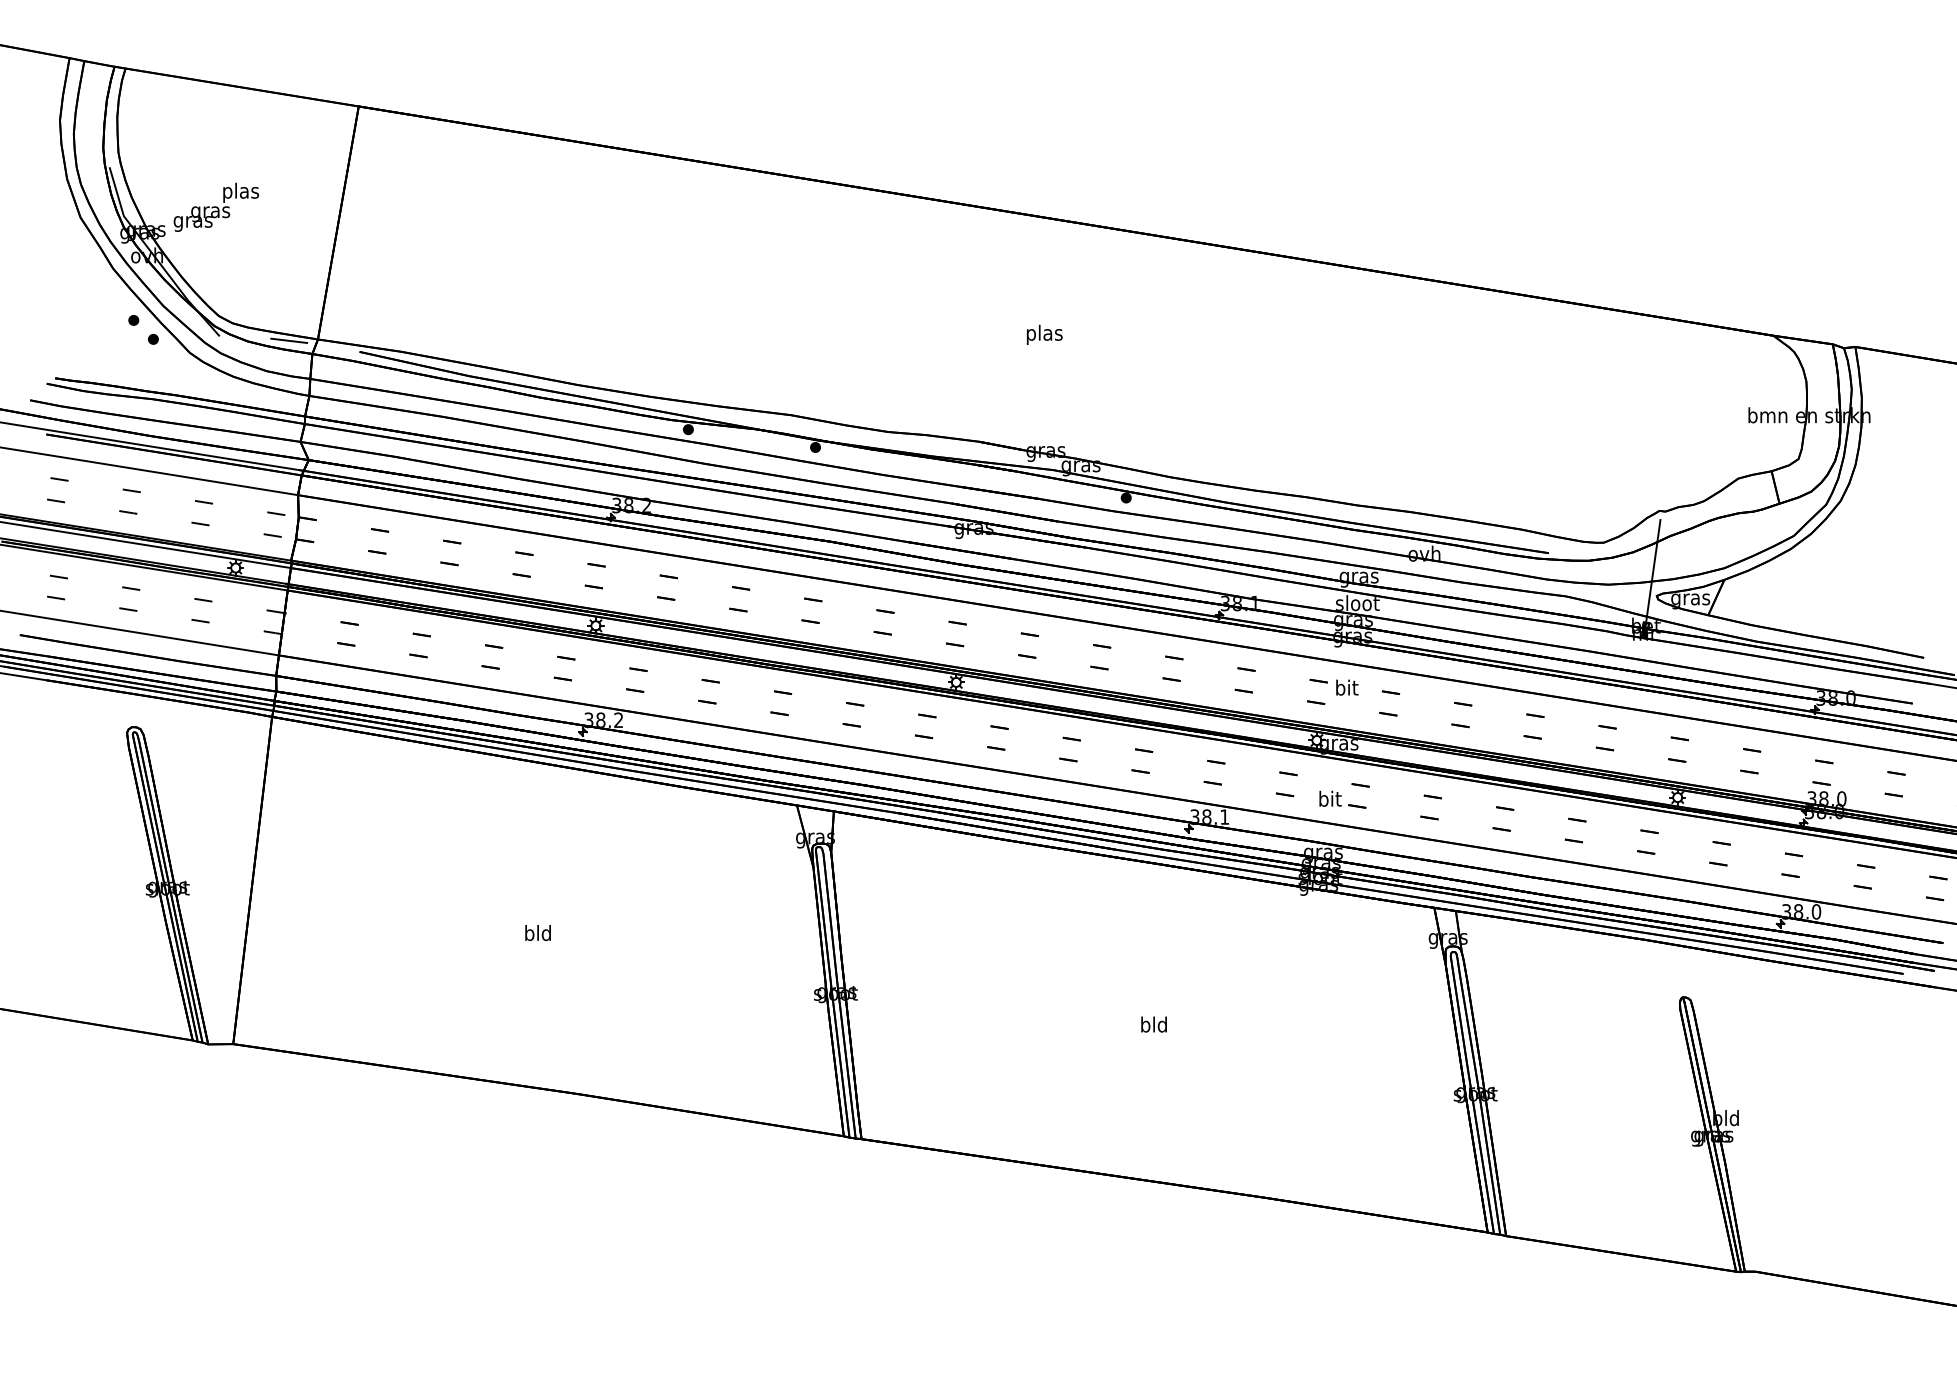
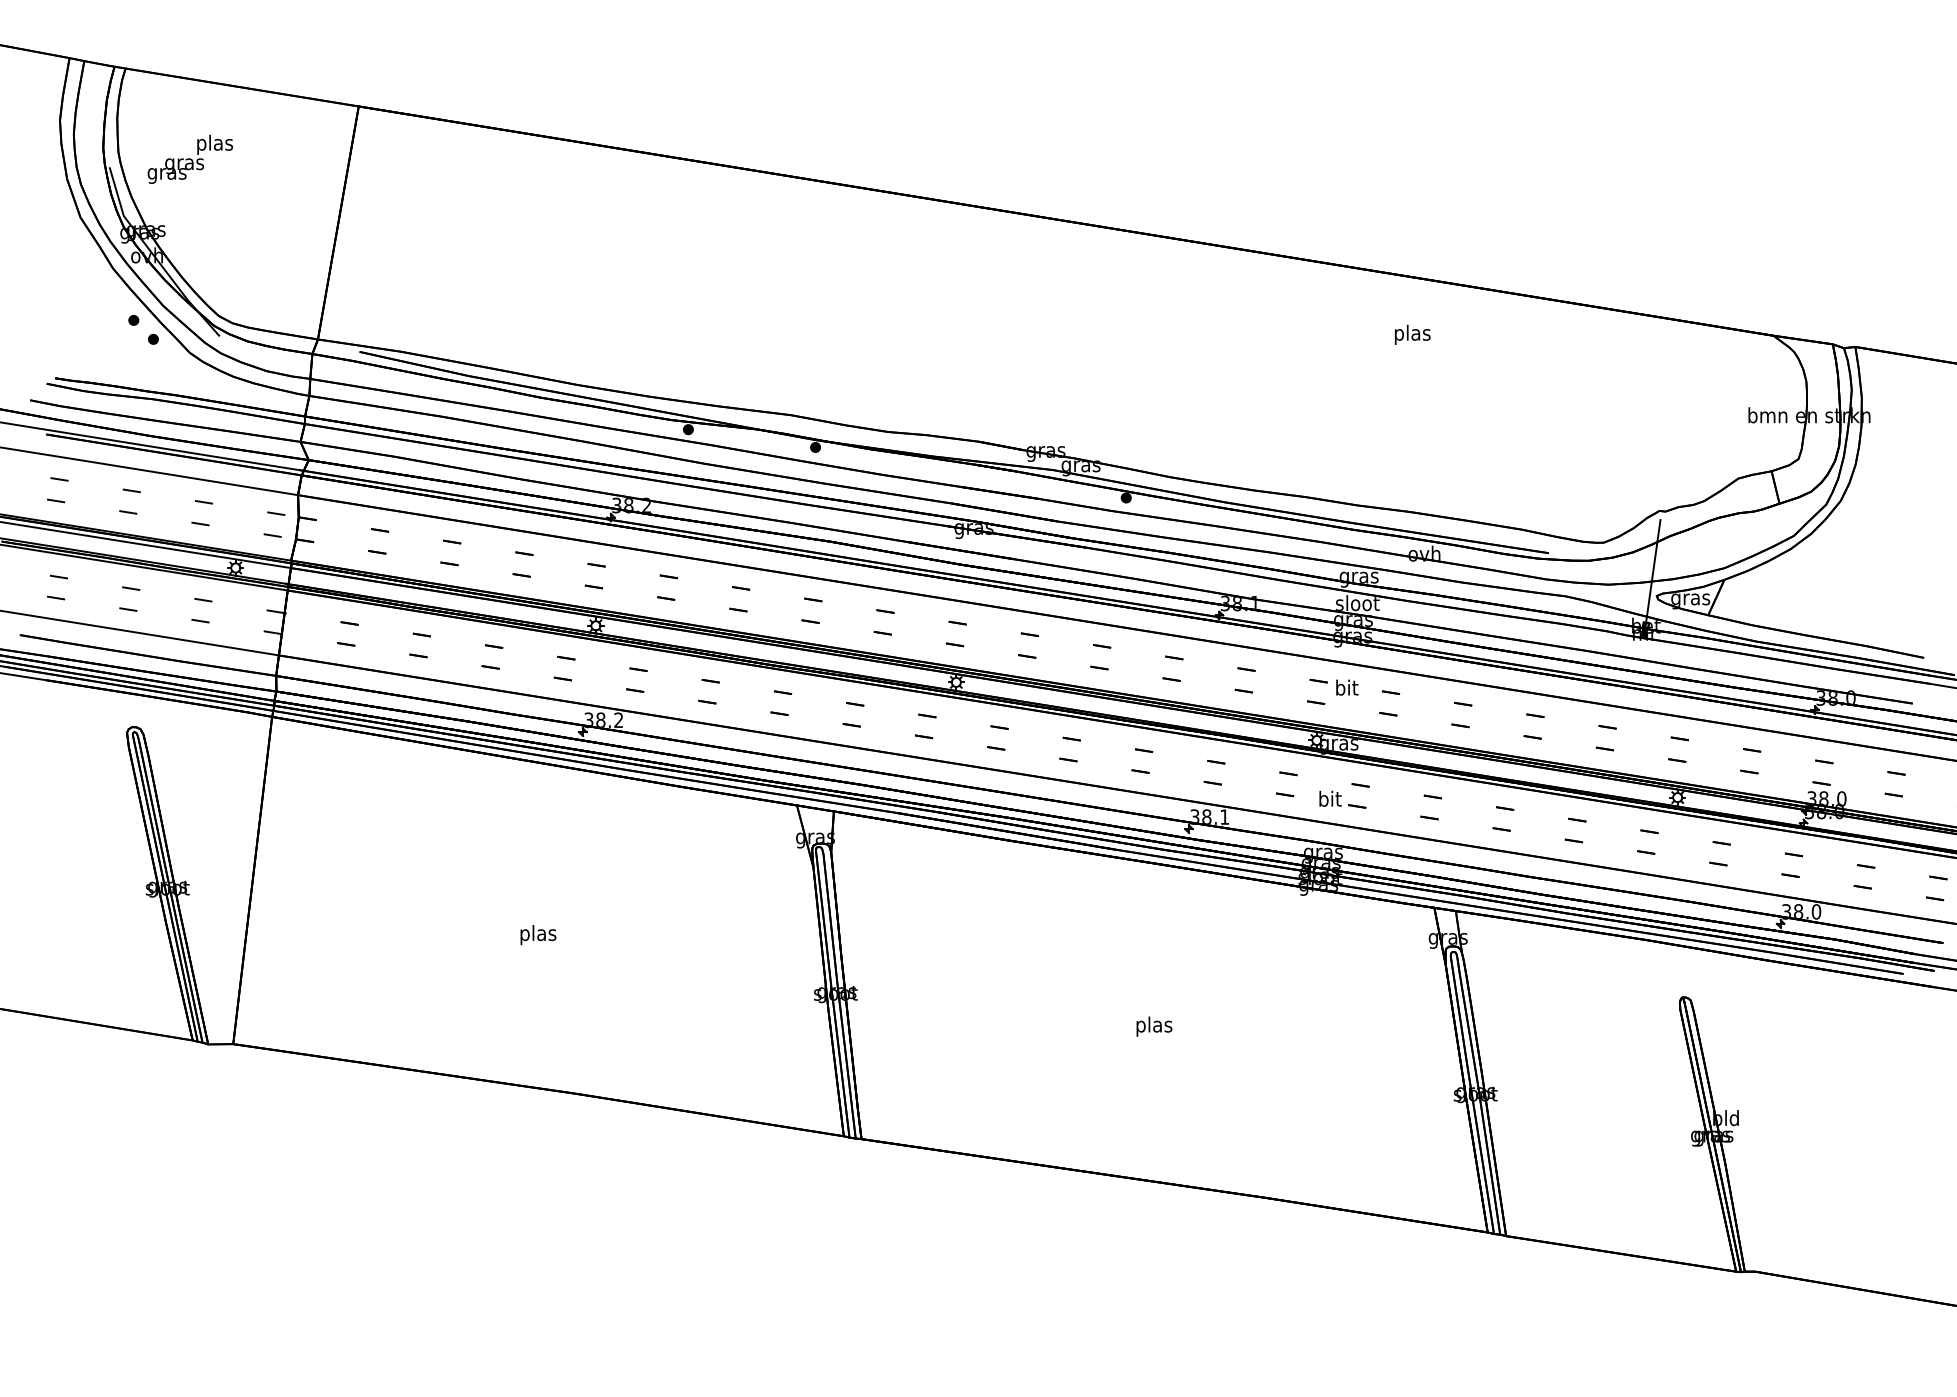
text position: (216, 206) -> (190, 158) (190, 158)
text position: (1044, 334) -> (1412, 334) (1412, 334)
line: present -> none (289, 340)
text: bld -> plas (538, 935)
text: bld -> plas (1154, 1026)
